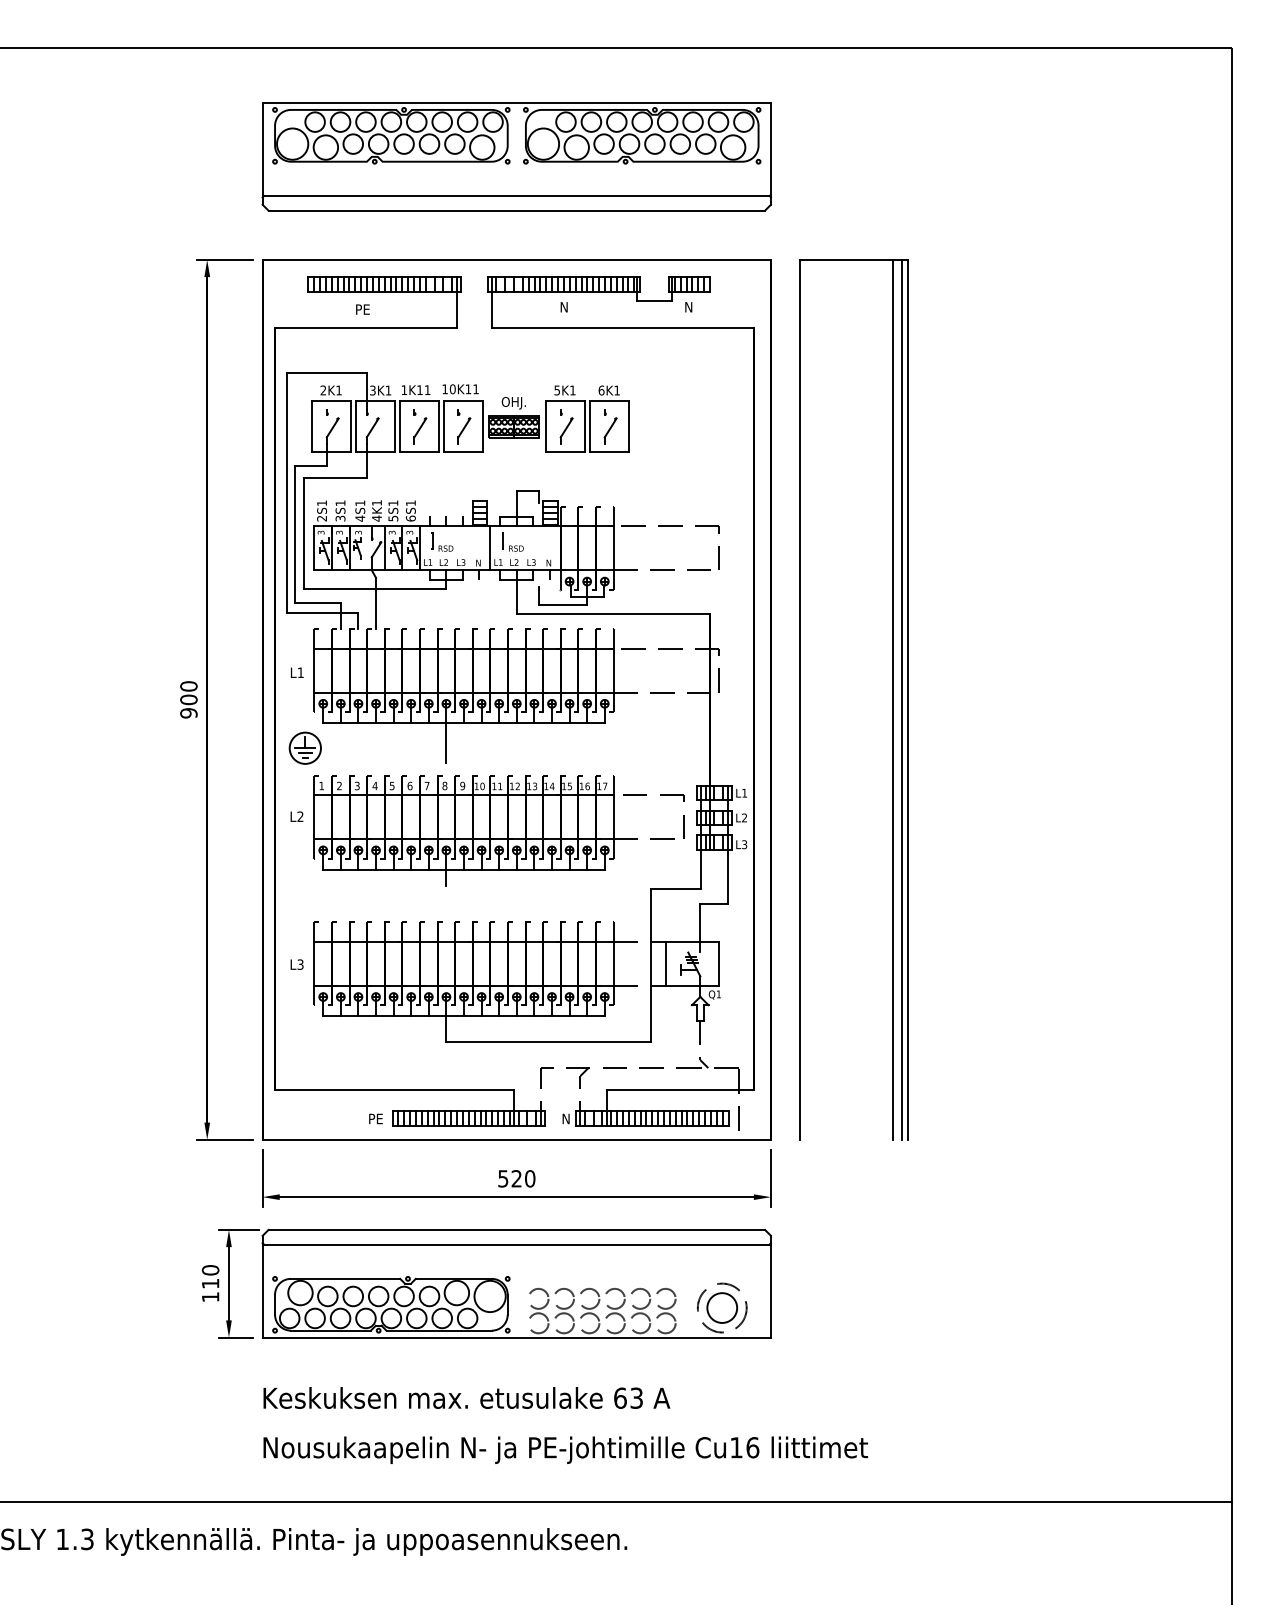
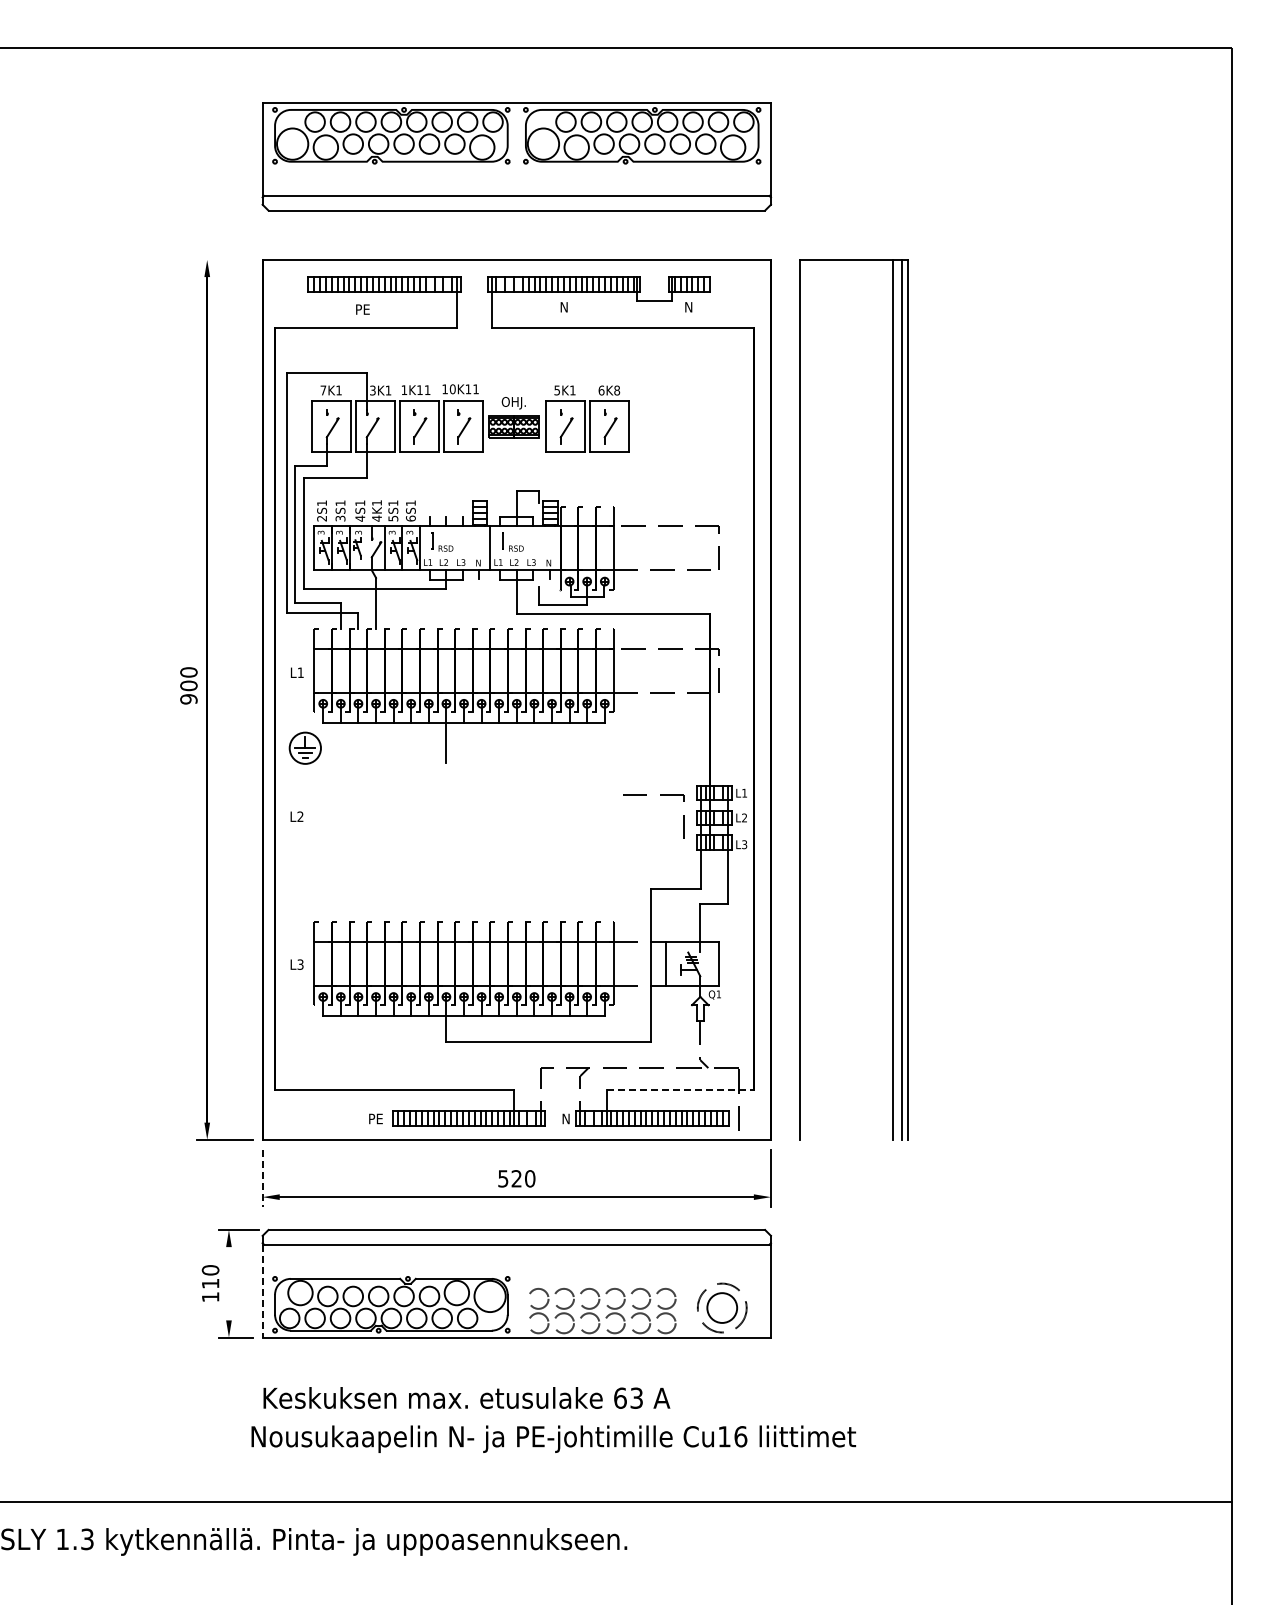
line: present -> none (224, 259)
text: 2K1 -> 7K1 (323, 390)
text: 6K1 -> 6K8 (617, 390)
text position: (188, 699) -> (188, 685) (188, 685)
part: present -> none (493, 830)
line: solid -> dashed (680, 1090)
line: solid -> dashed (262, 1178)
line: present -> none (228, 1283)
line: solid -> dashed (262, 1291)
text position: (565, 1449) -> (553, 1438) (553, 1438)
